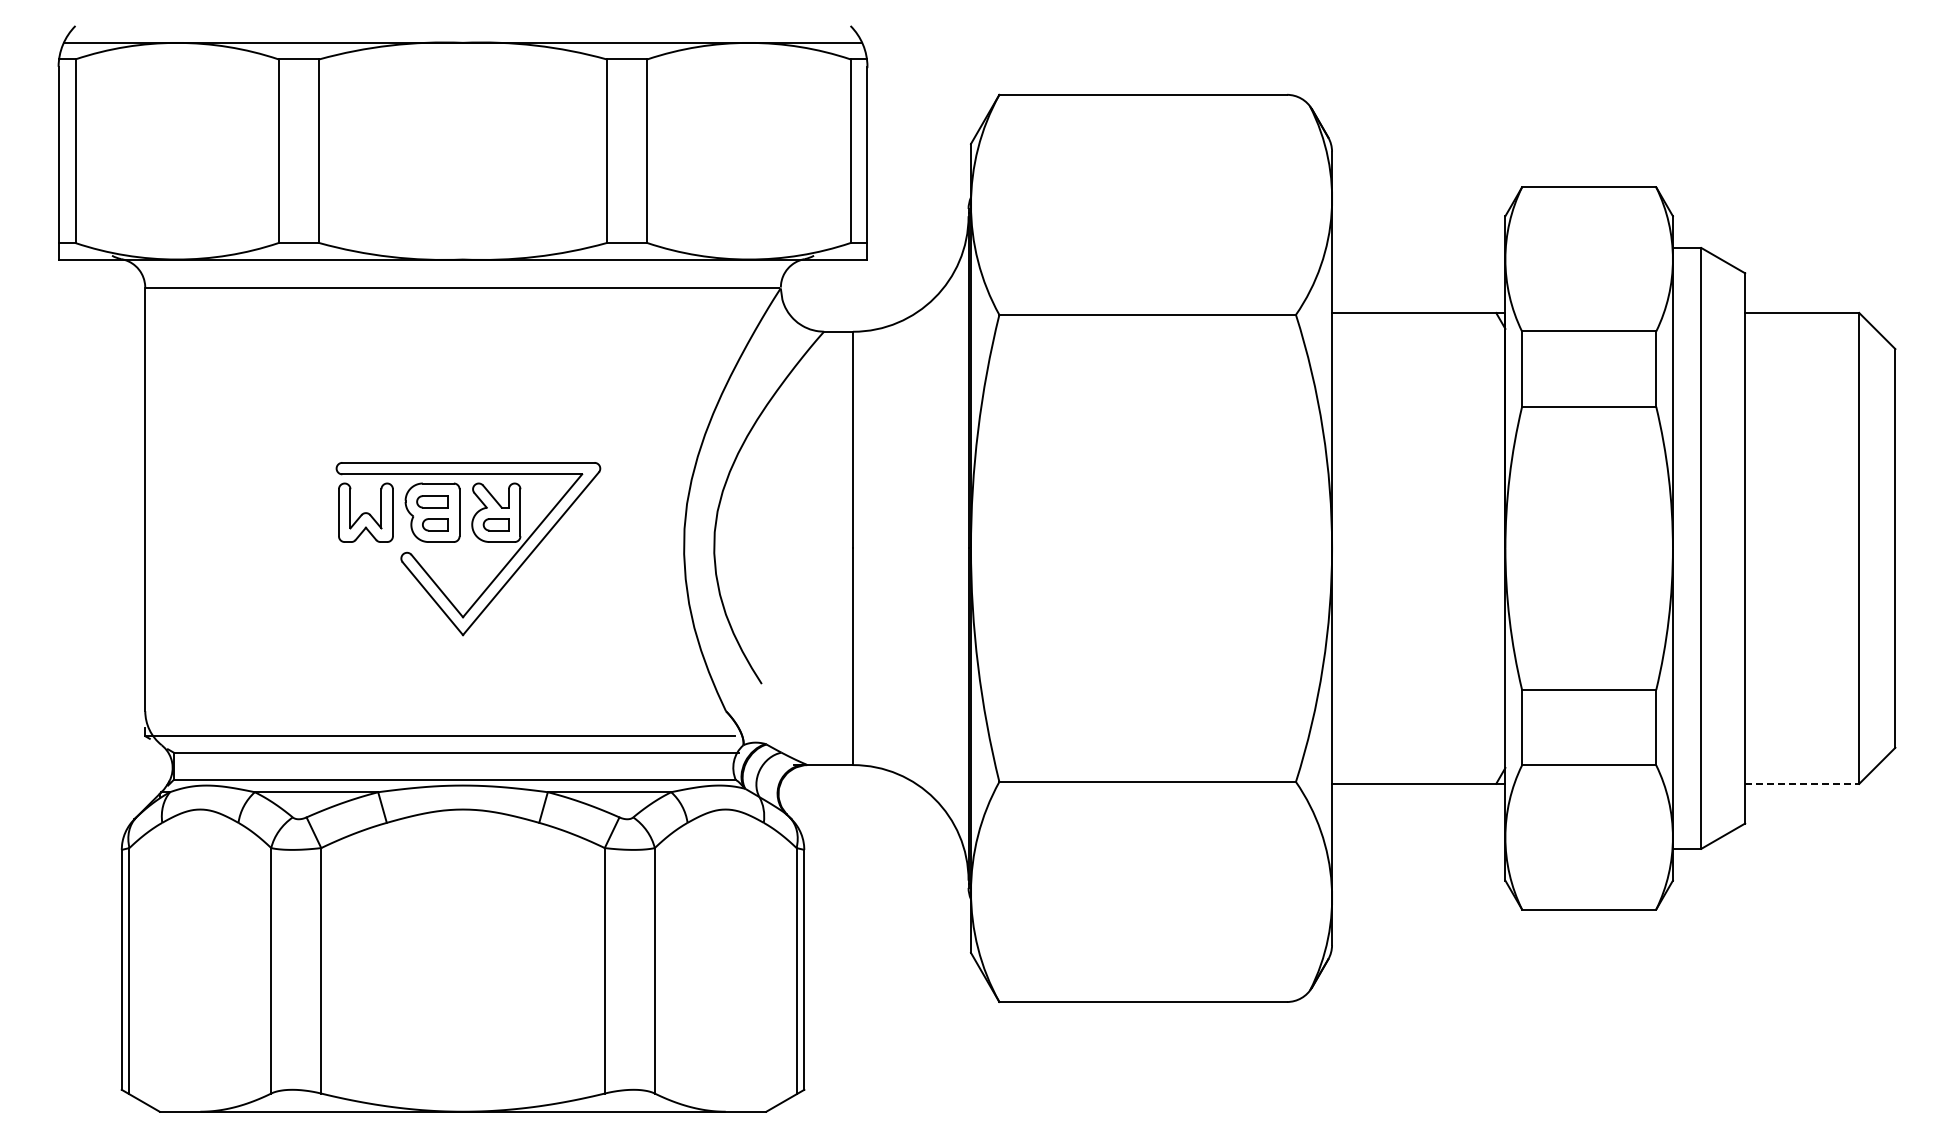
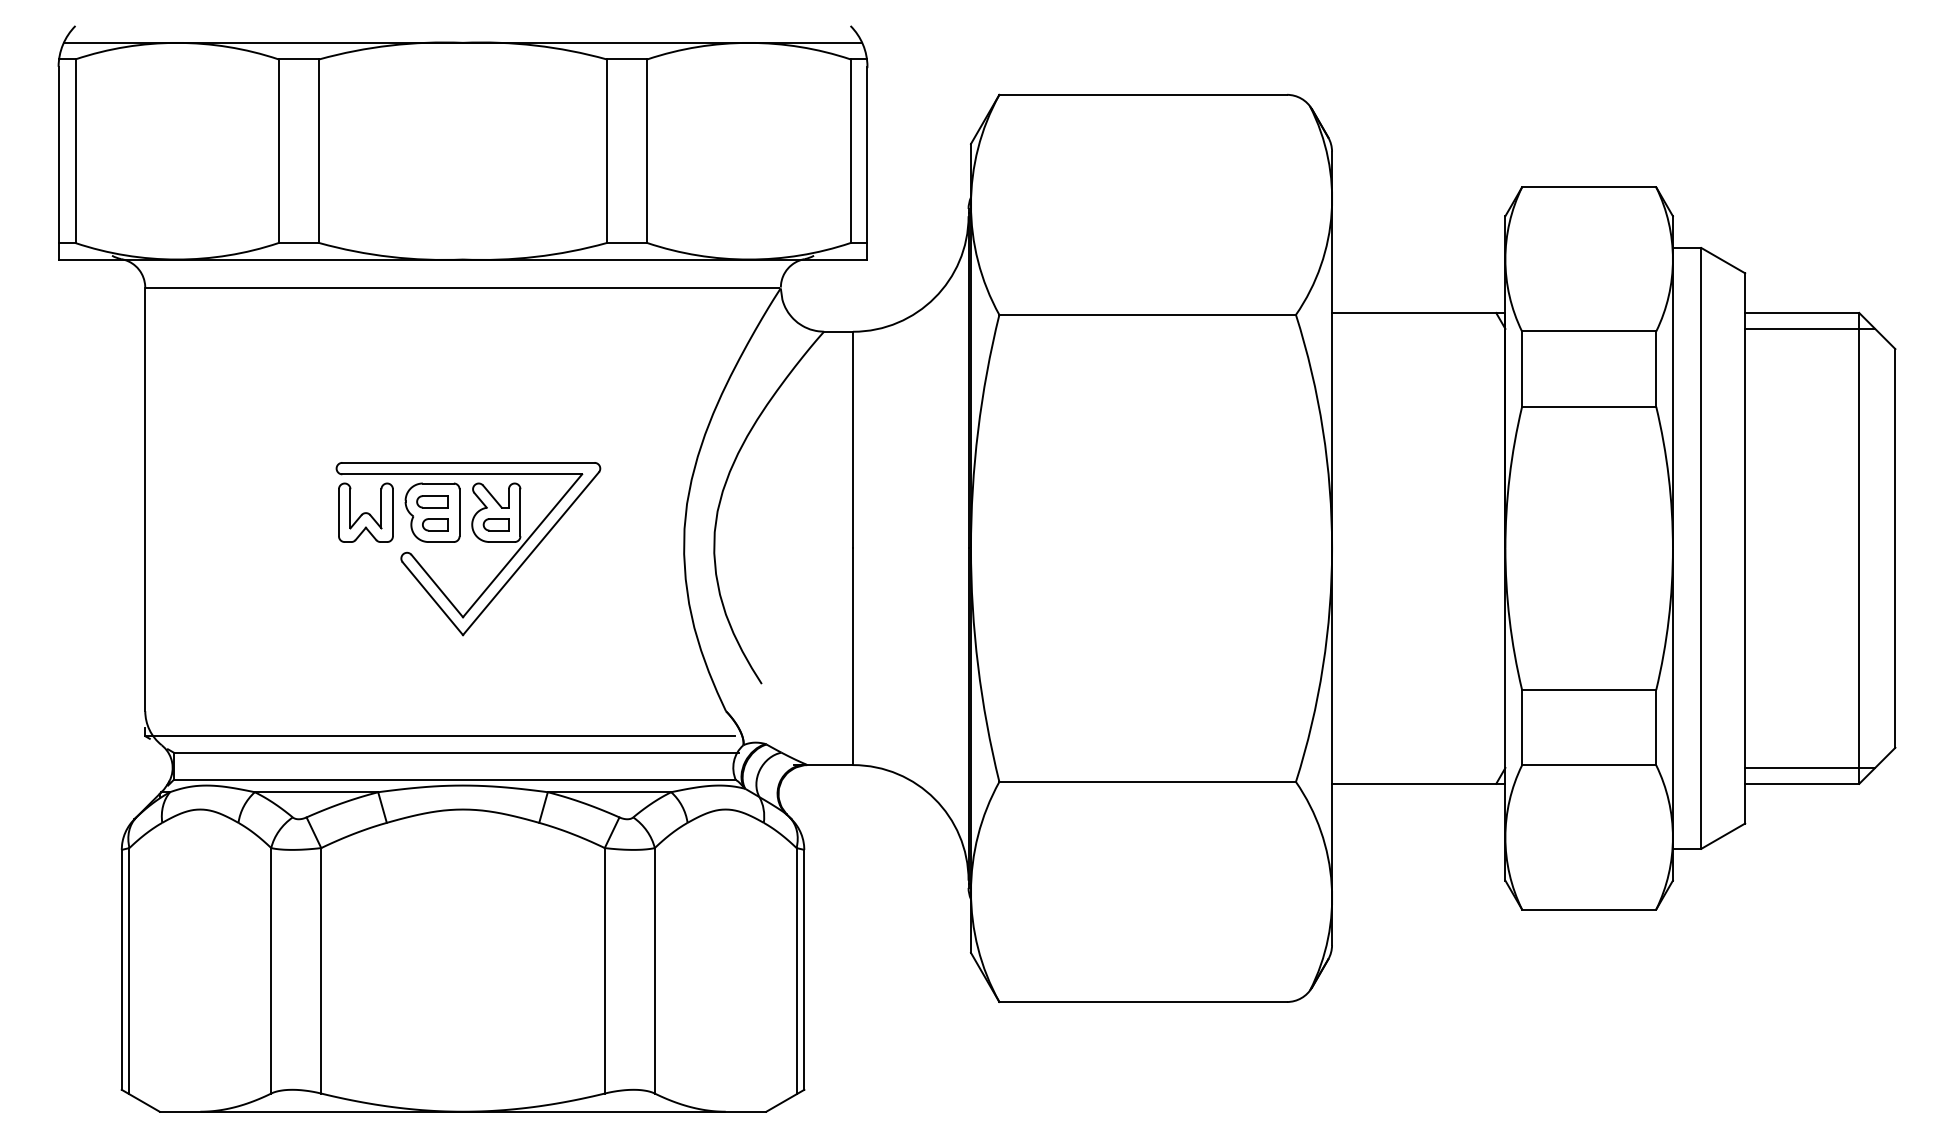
line: none -> present (1810, 328)
line: none -> present (1810, 767)
line: dashed -> solid (1802, 783)
